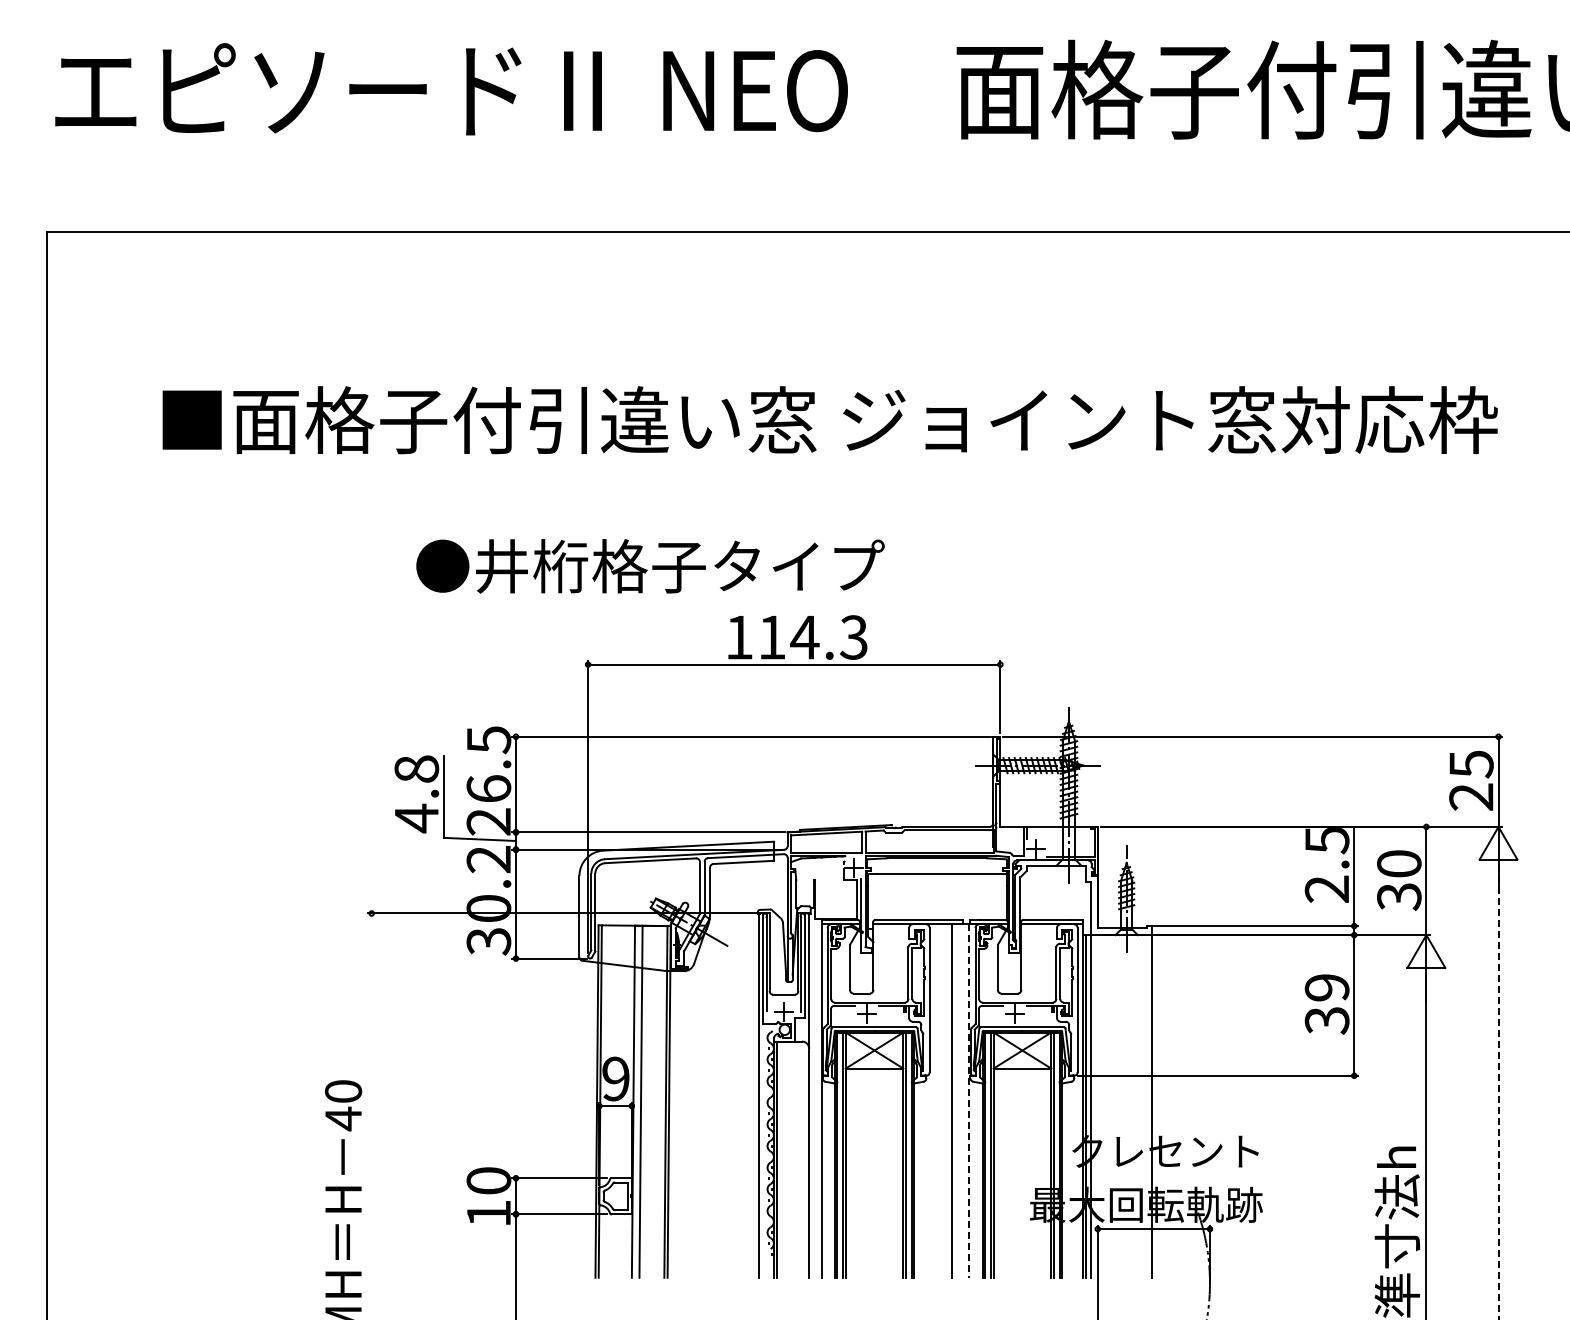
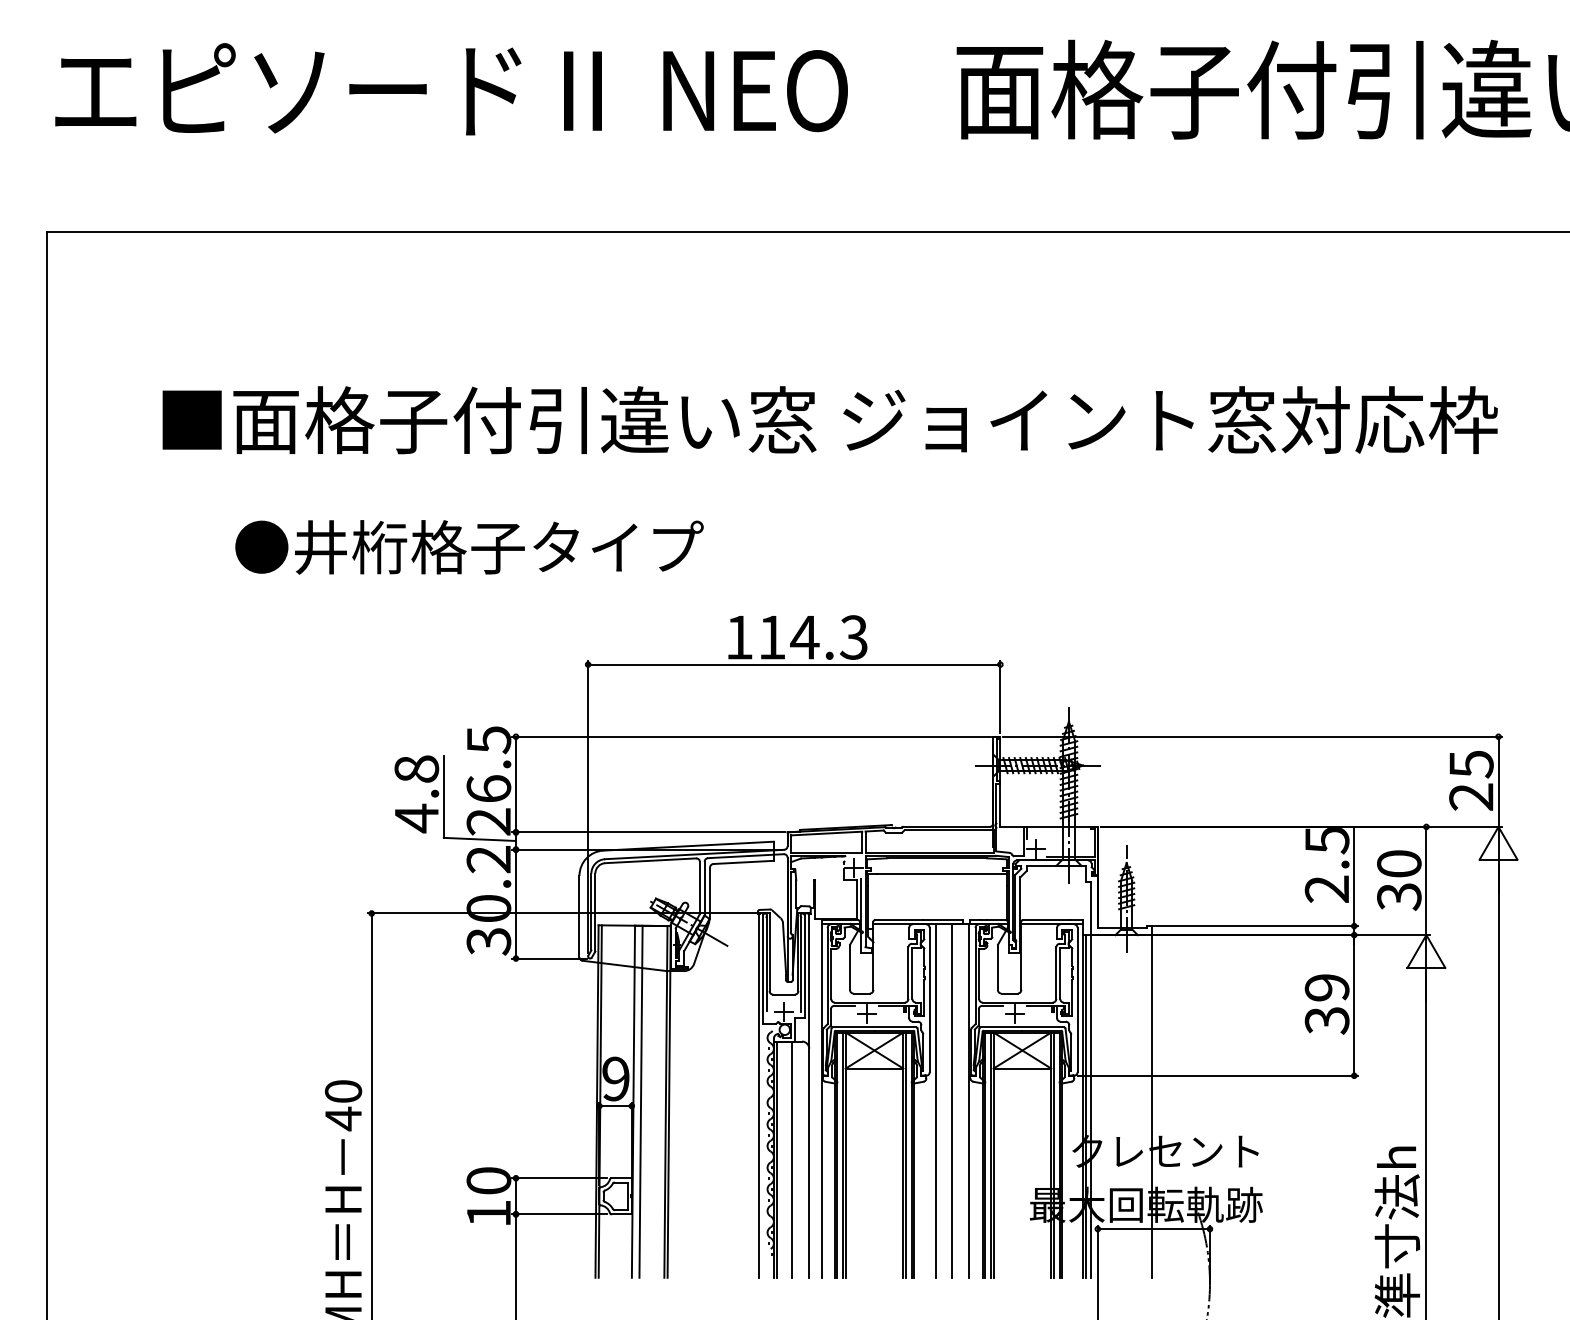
text position: (650, 566) -> (469, 547) (469, 547)
line: dashed -> solid (1498, 1092)
line: none -> present (936, 1100)
line: dashed -> solid (968, 1101)
line: none -> present (371, 1114)
line: none -> present (791, 1159)
